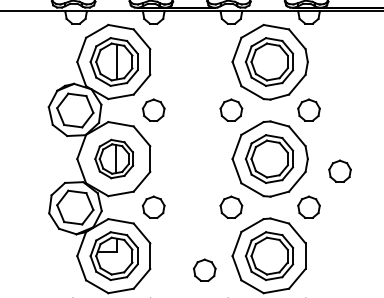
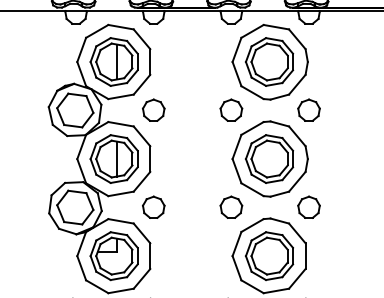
part size: 40x42 px -> 50x50 px (113, 158)
part: present -> none (339, 170)
part: present -> none (204, 269)
